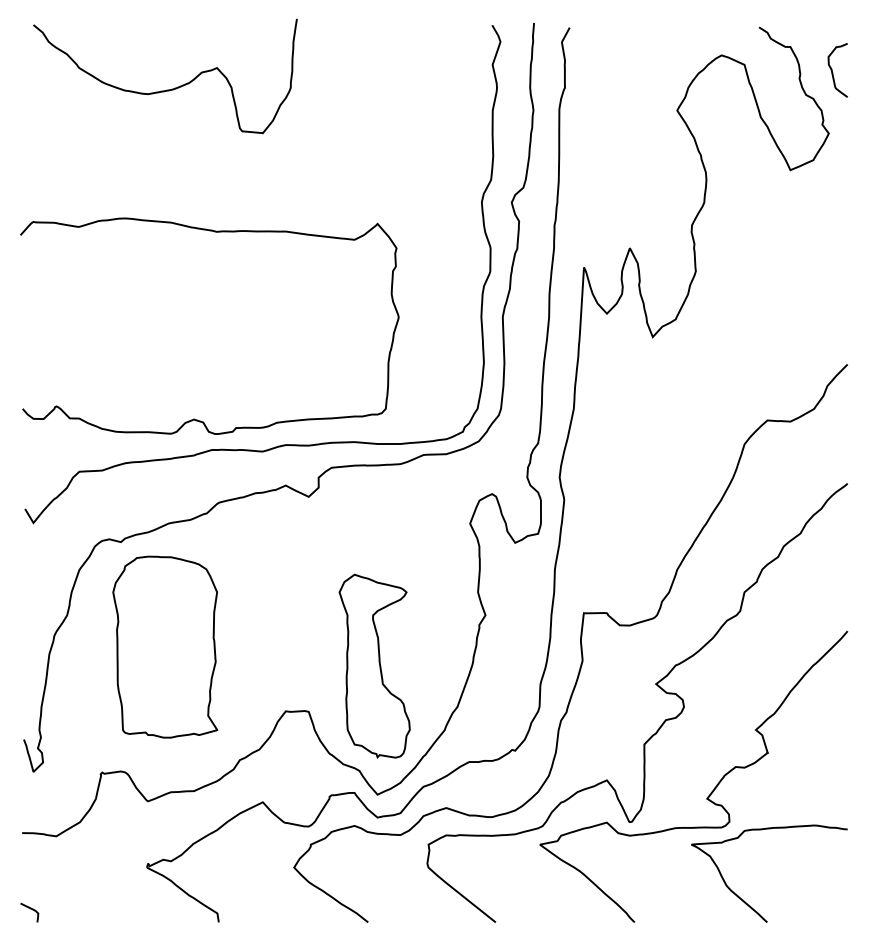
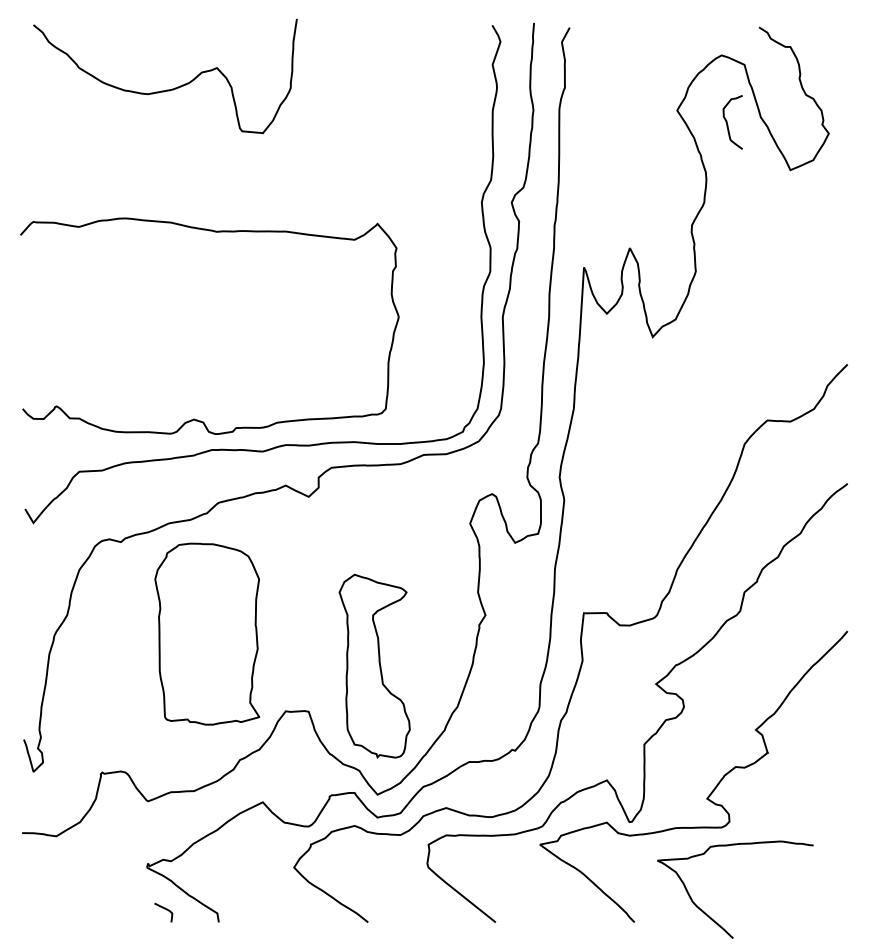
curve position: (833, 72) -> (728, 124) (728, 124)
part position: (165, 646) -> (207, 633) (207, 633)
curve position: (743, 899) -> (709, 915) (709, 915)
curve position: (30, 909) -> (164, 909) (164, 909)
